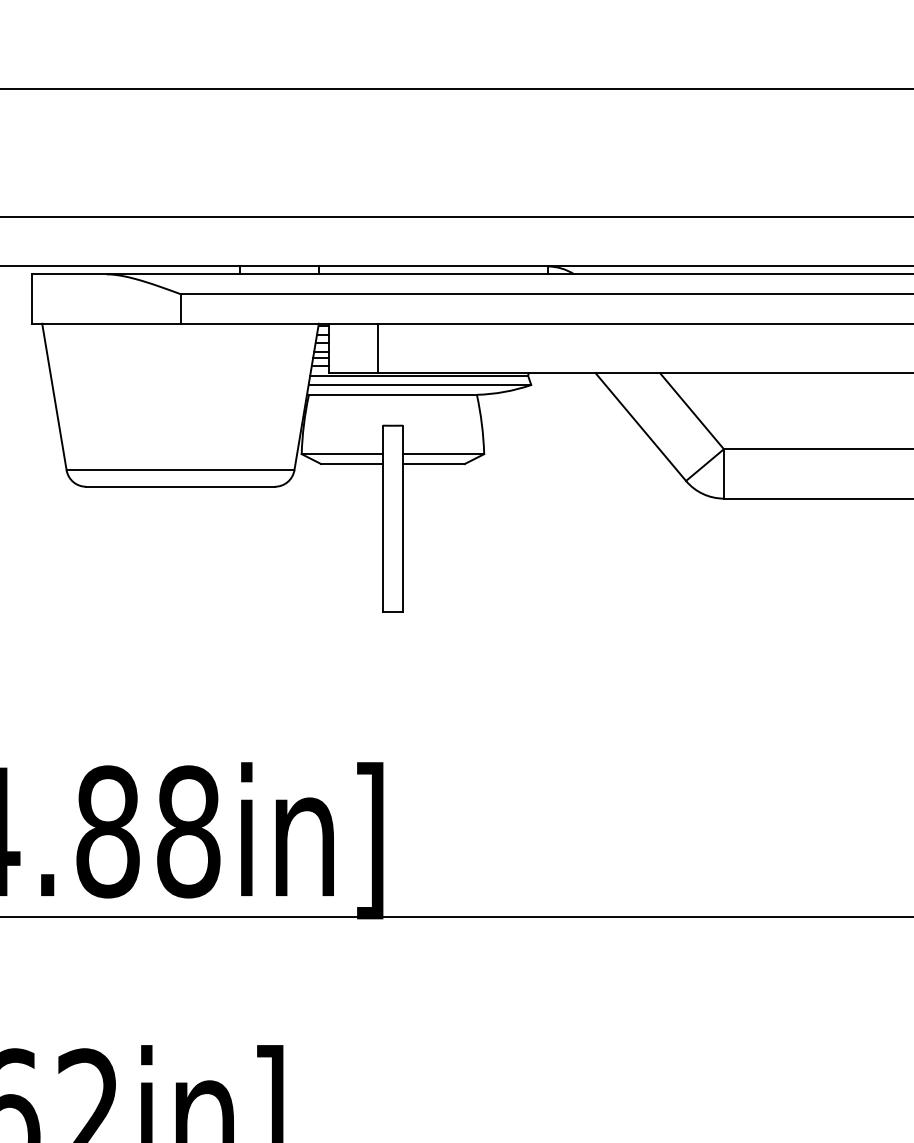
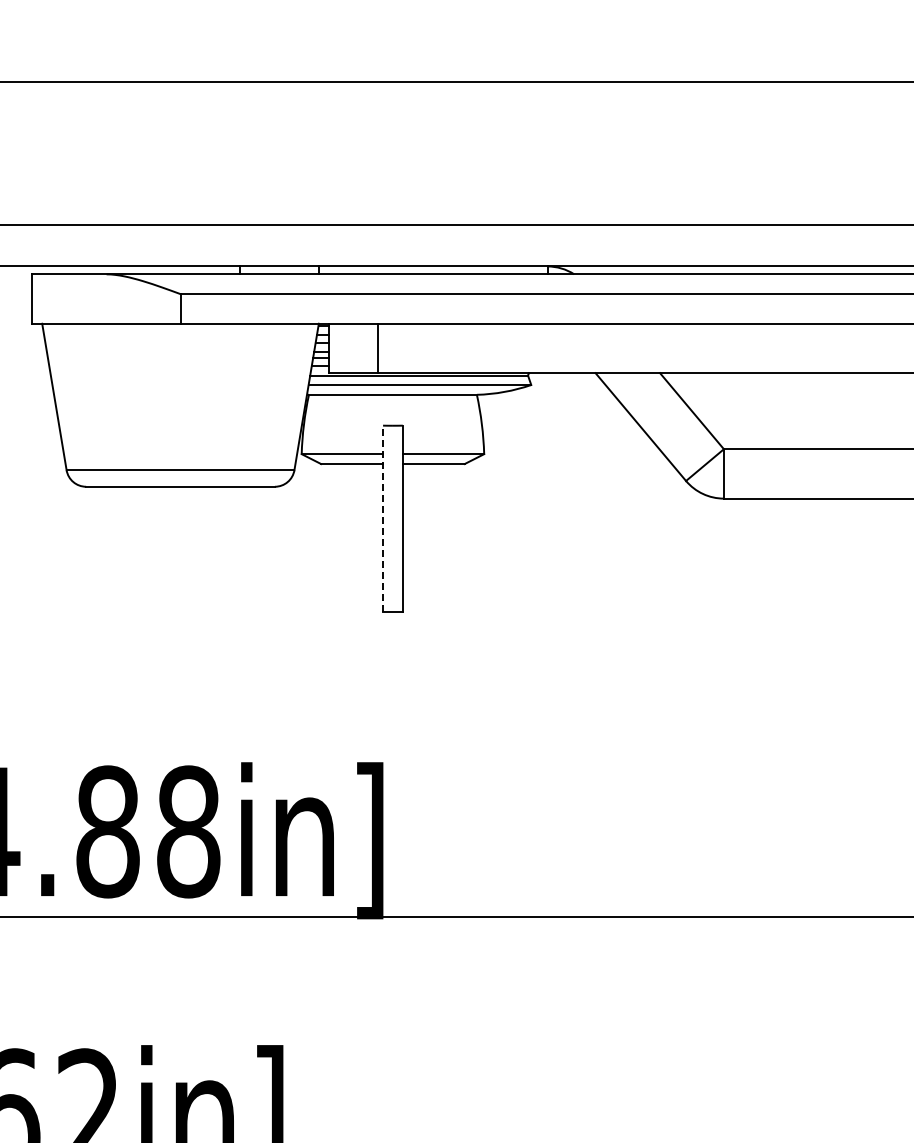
line position: (456, 88) -> (456, 81) (456, 81)
line position: (456, 217) -> (456, 225) (456, 225)
line: solid -> dashed (383, 518)
